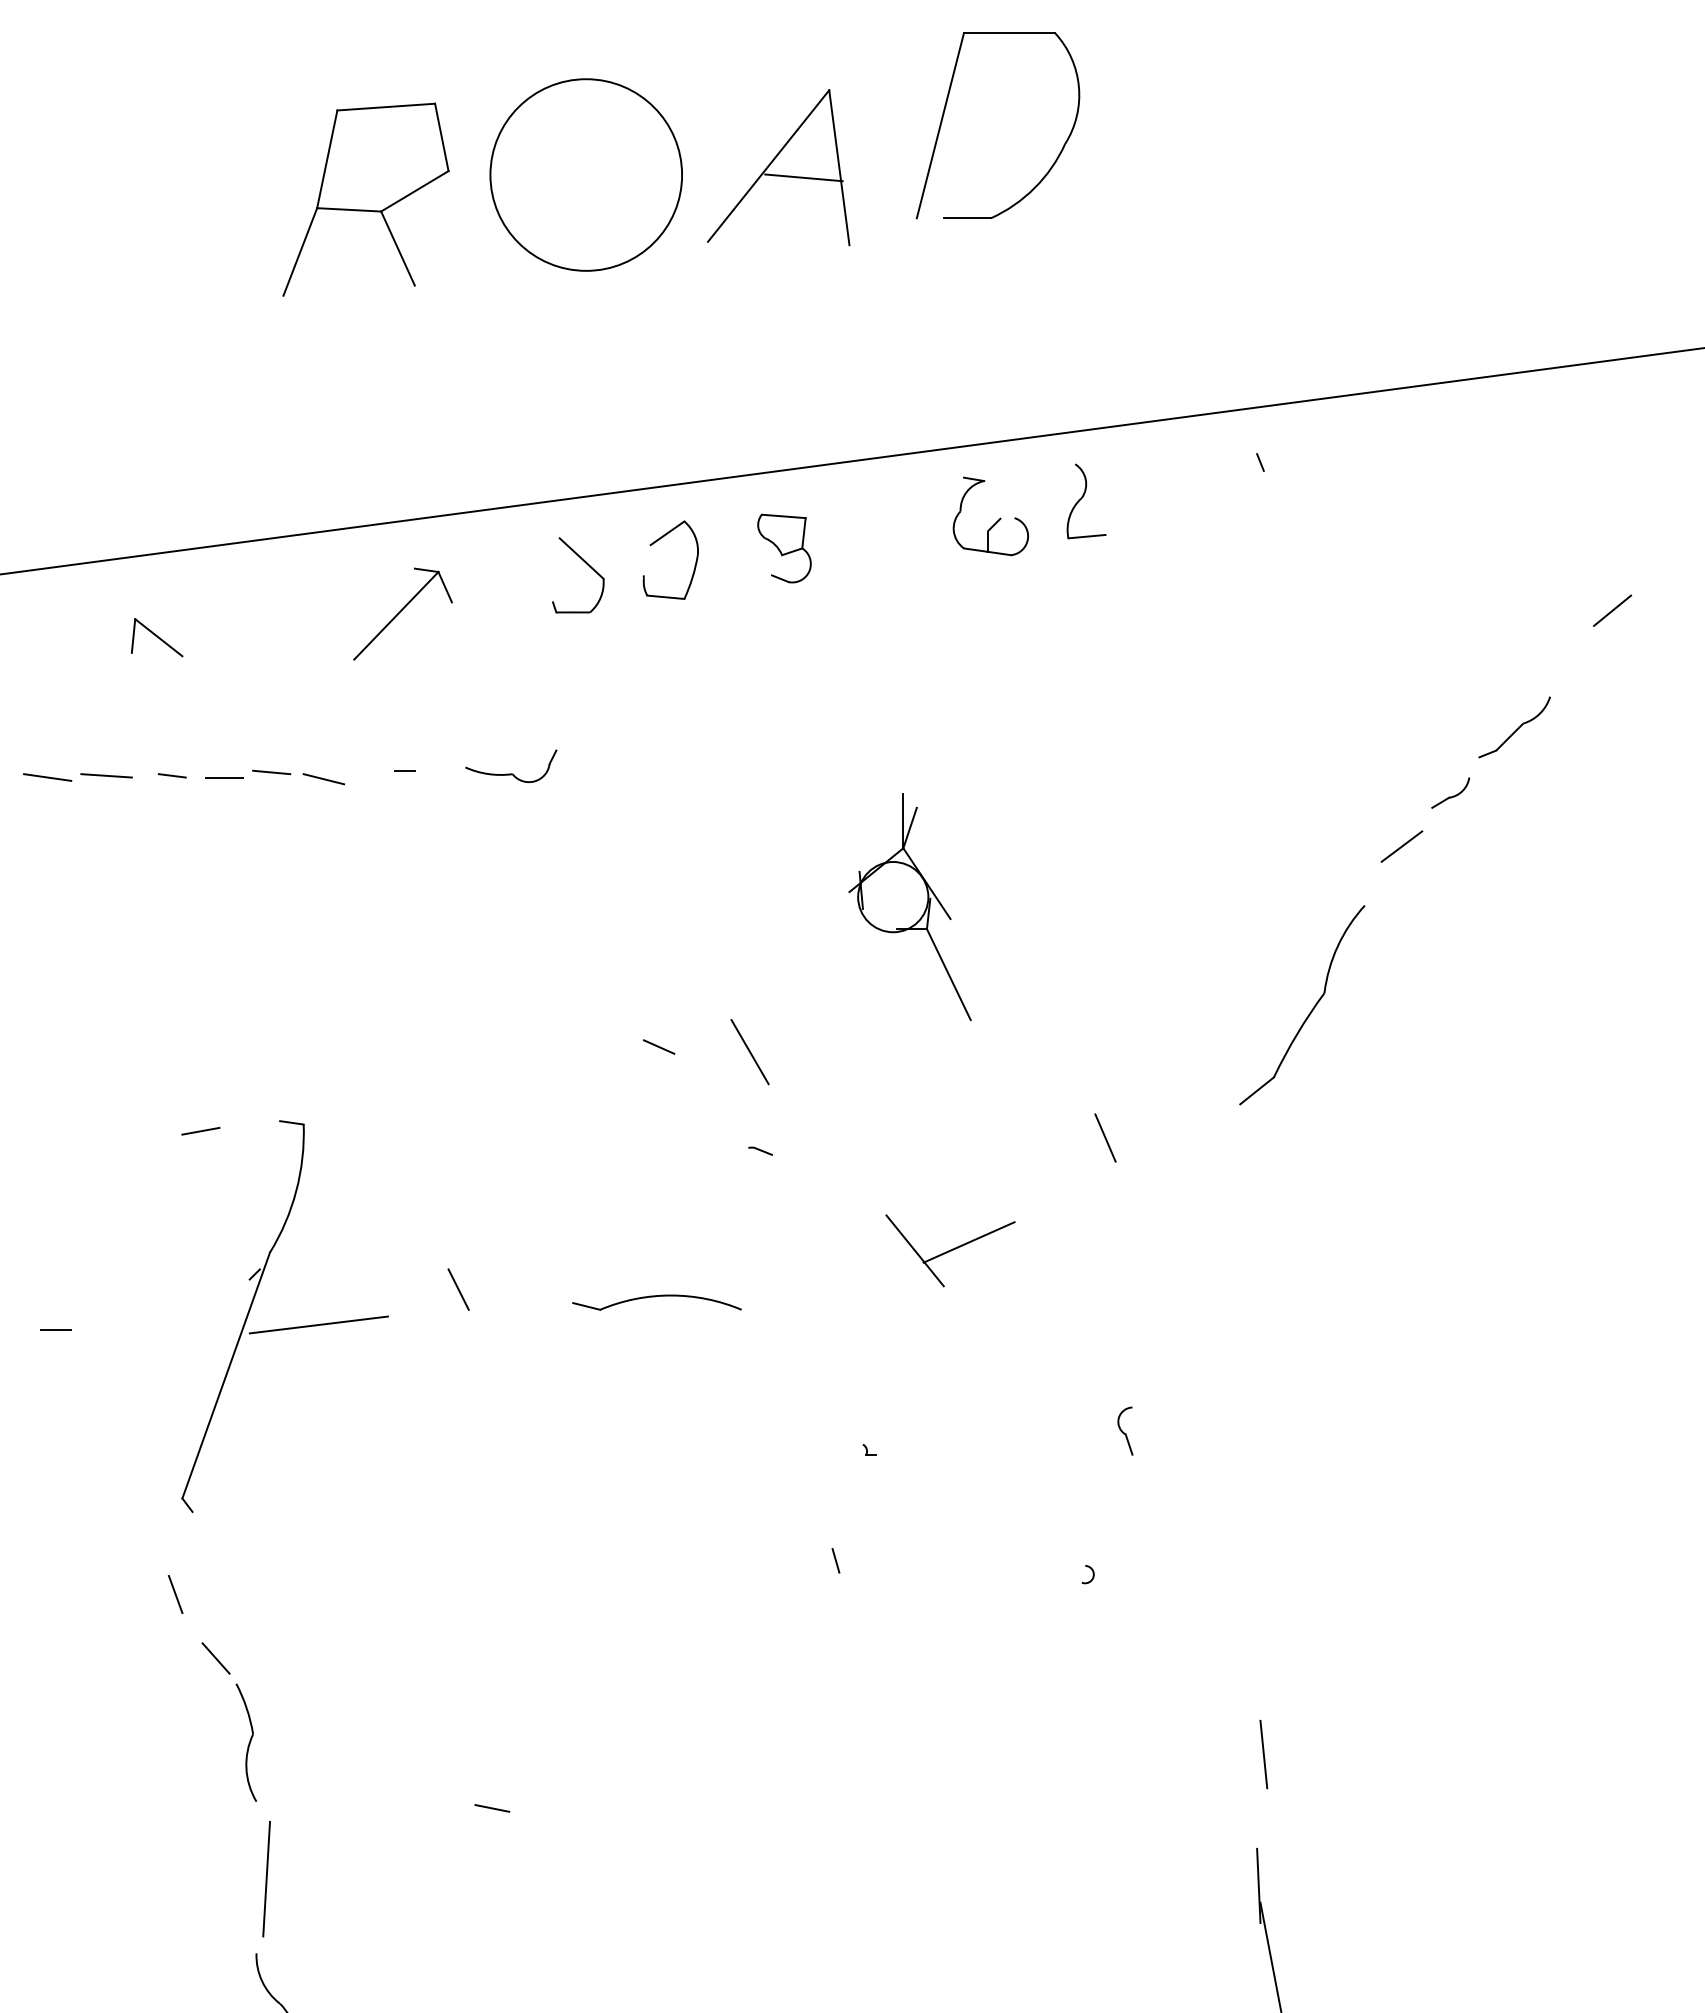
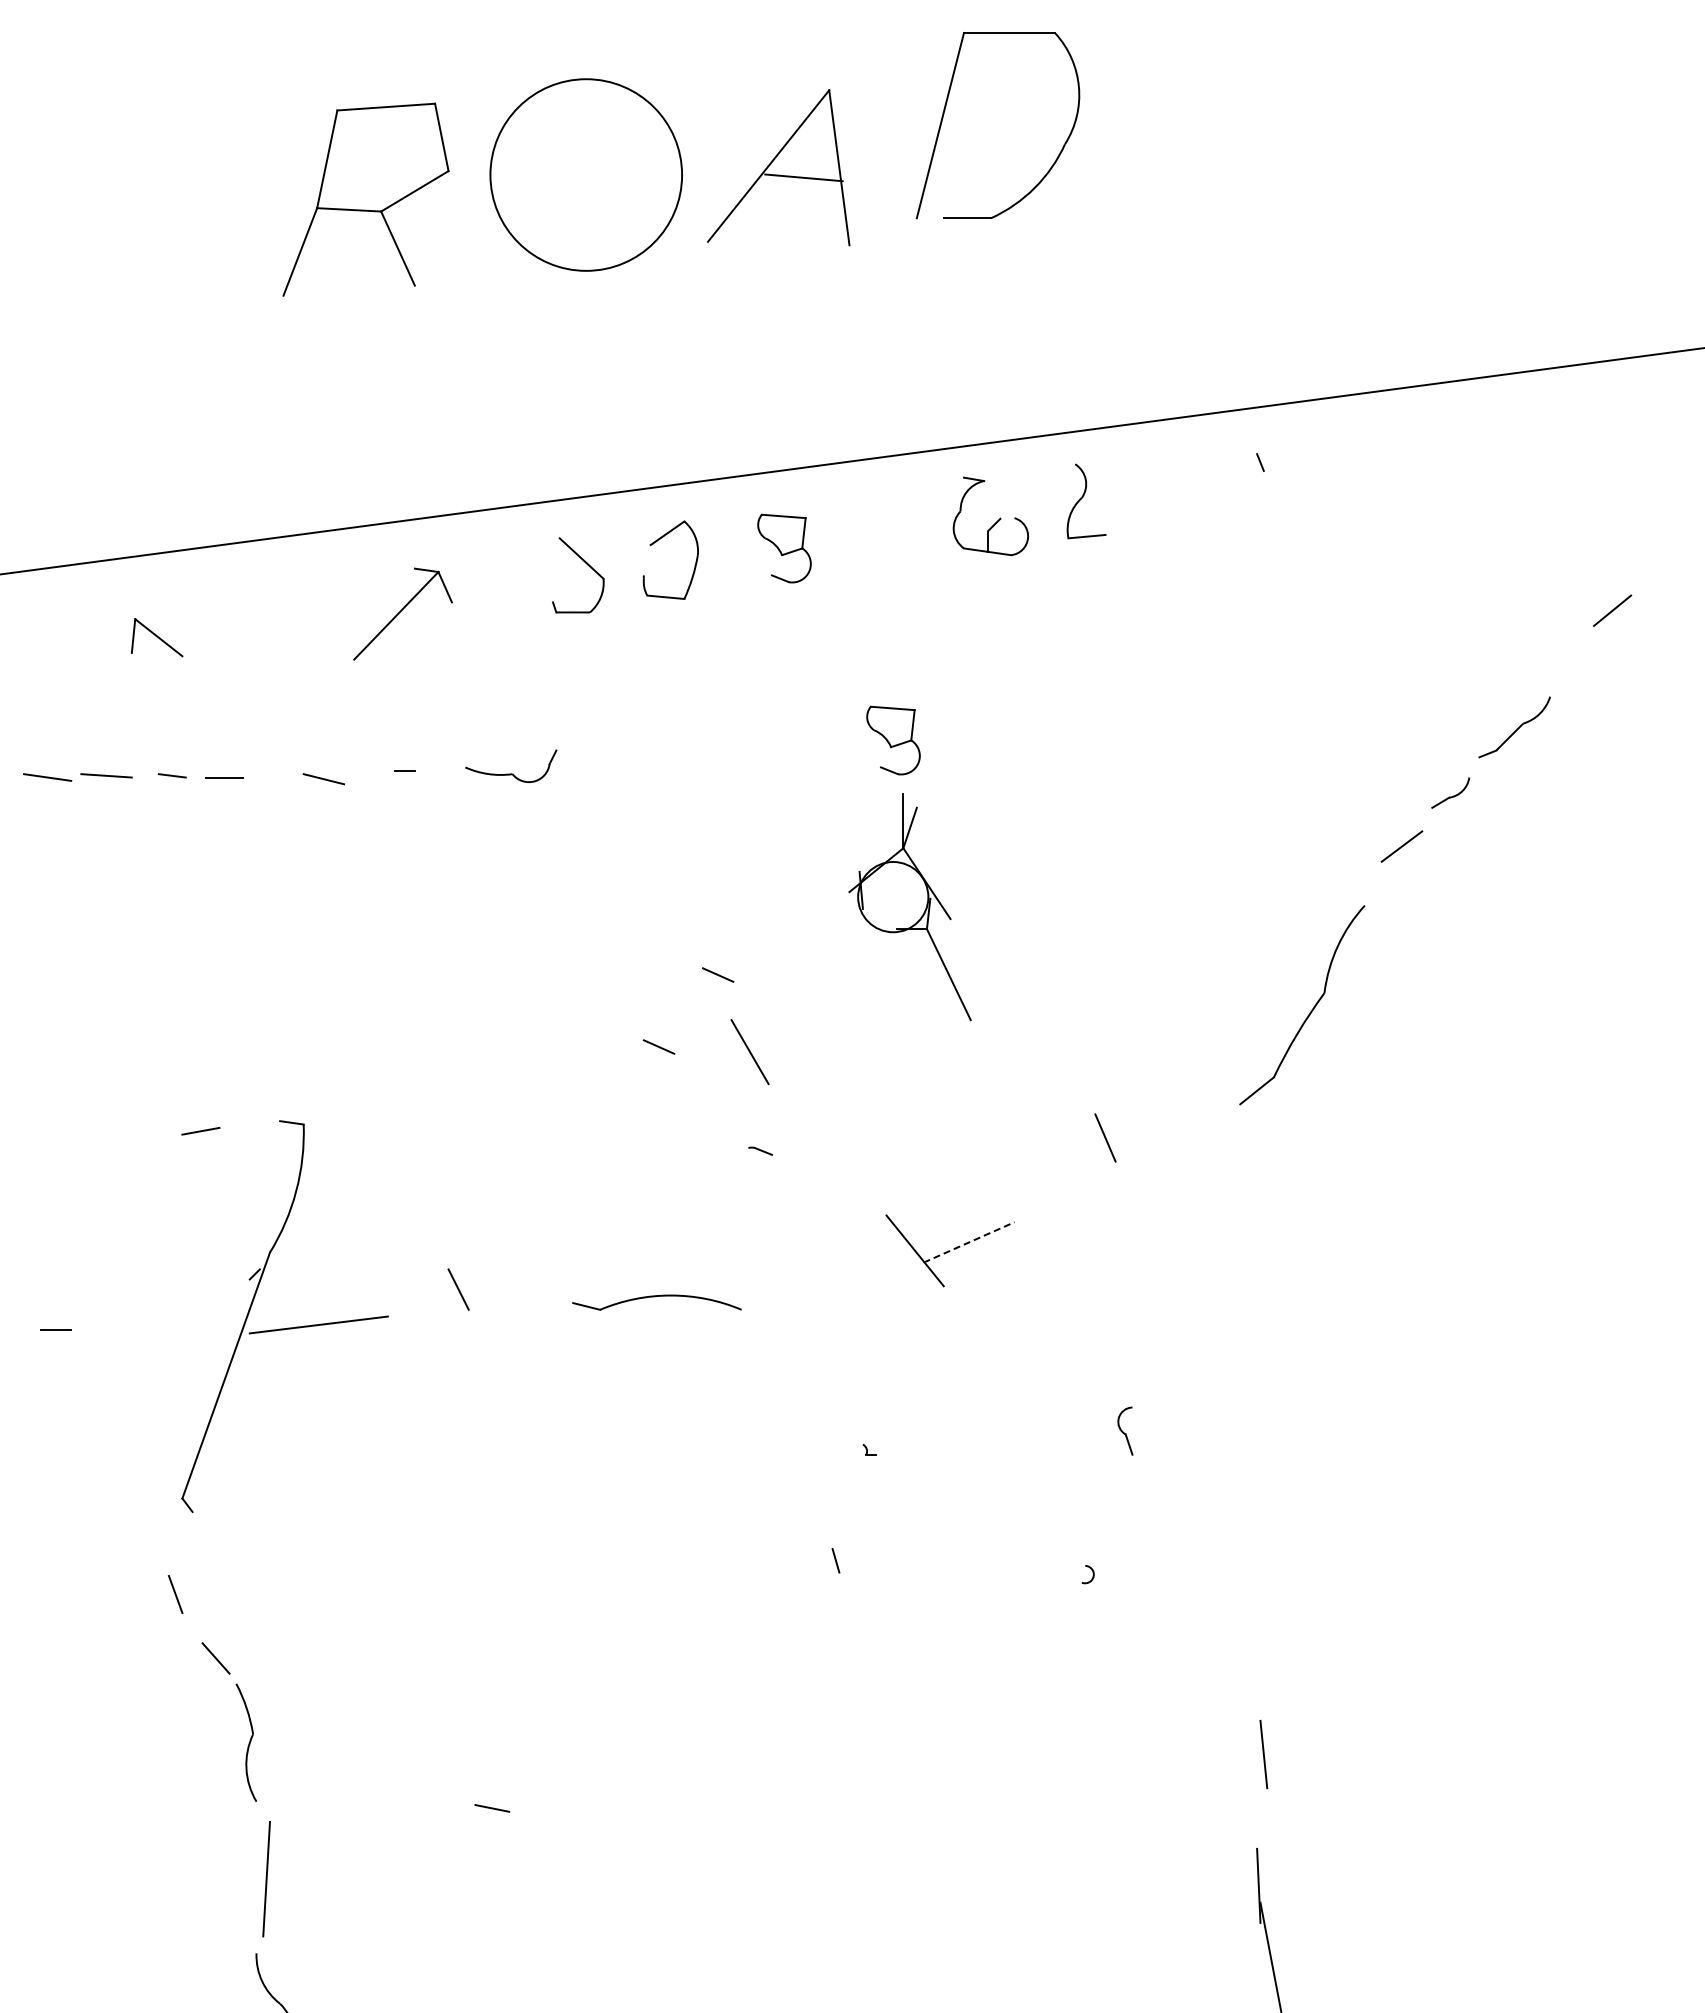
part: none -> present (893, 740)
line: present -> none (271, 772)
line: none -> present (718, 974)
line: solid -> dashed (969, 1242)
